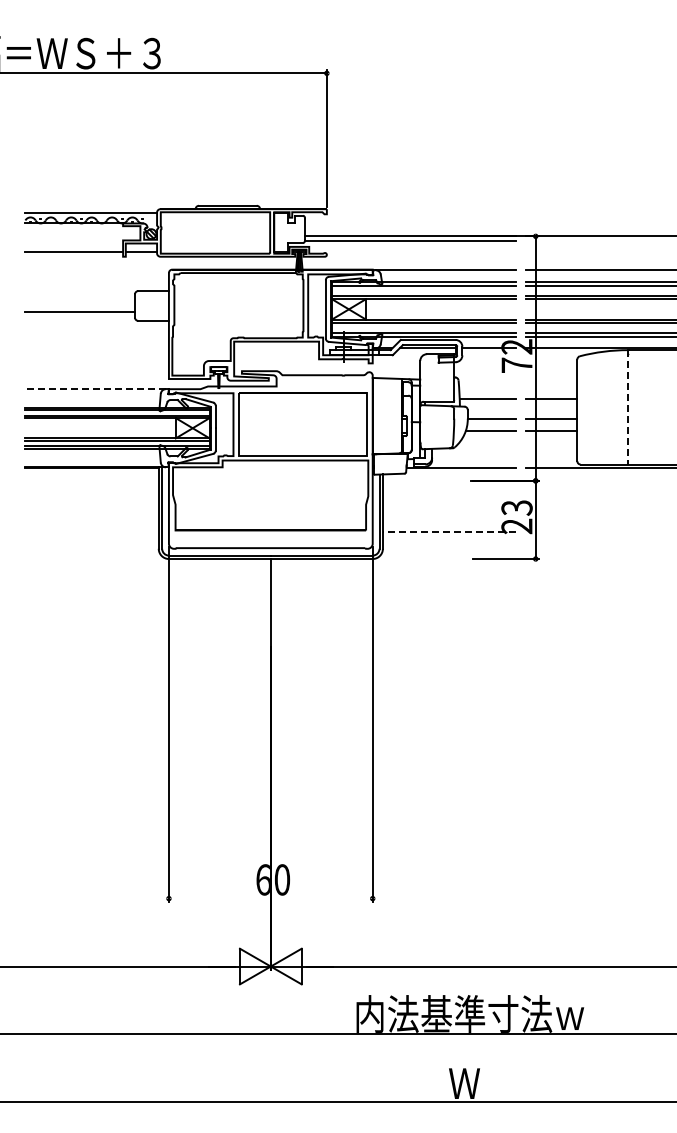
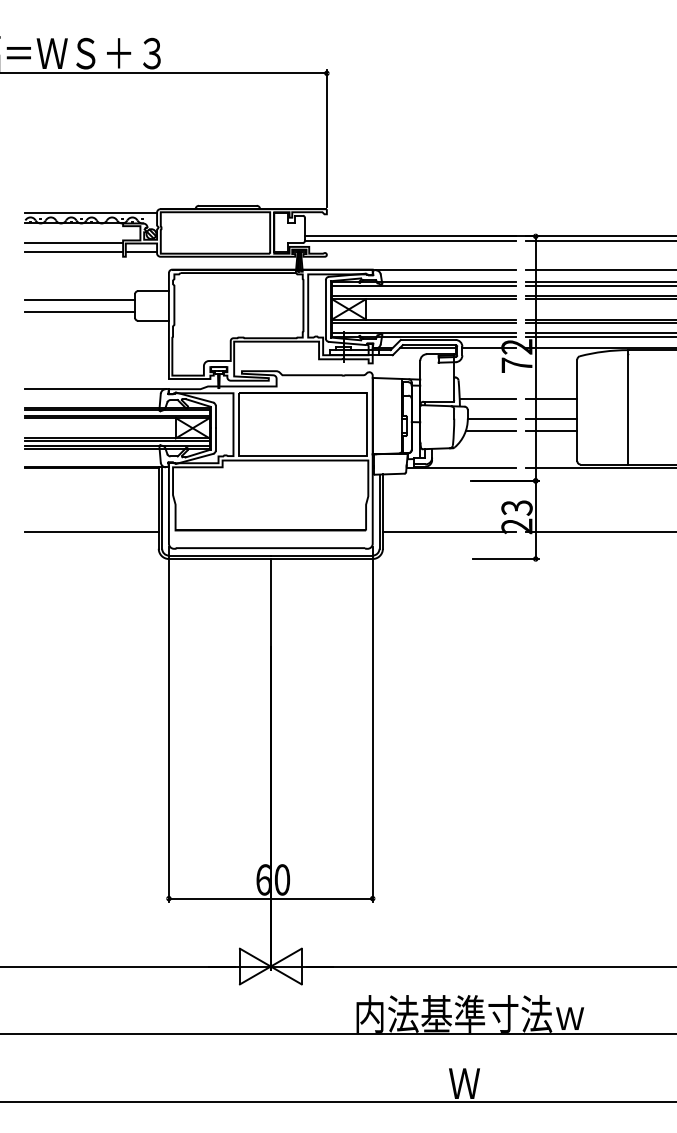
line: none -> present (599, 241)
line: none -> present (74, 243)
line: none -> present (79, 300)
line: dashed -> solid (95, 389)
line: dashed -> solid (628, 407)
line: none -> present (91, 531)
line: dashed -> solid (449, 531)
line: none -> present (599, 531)
line: none -> present (270, 898)
